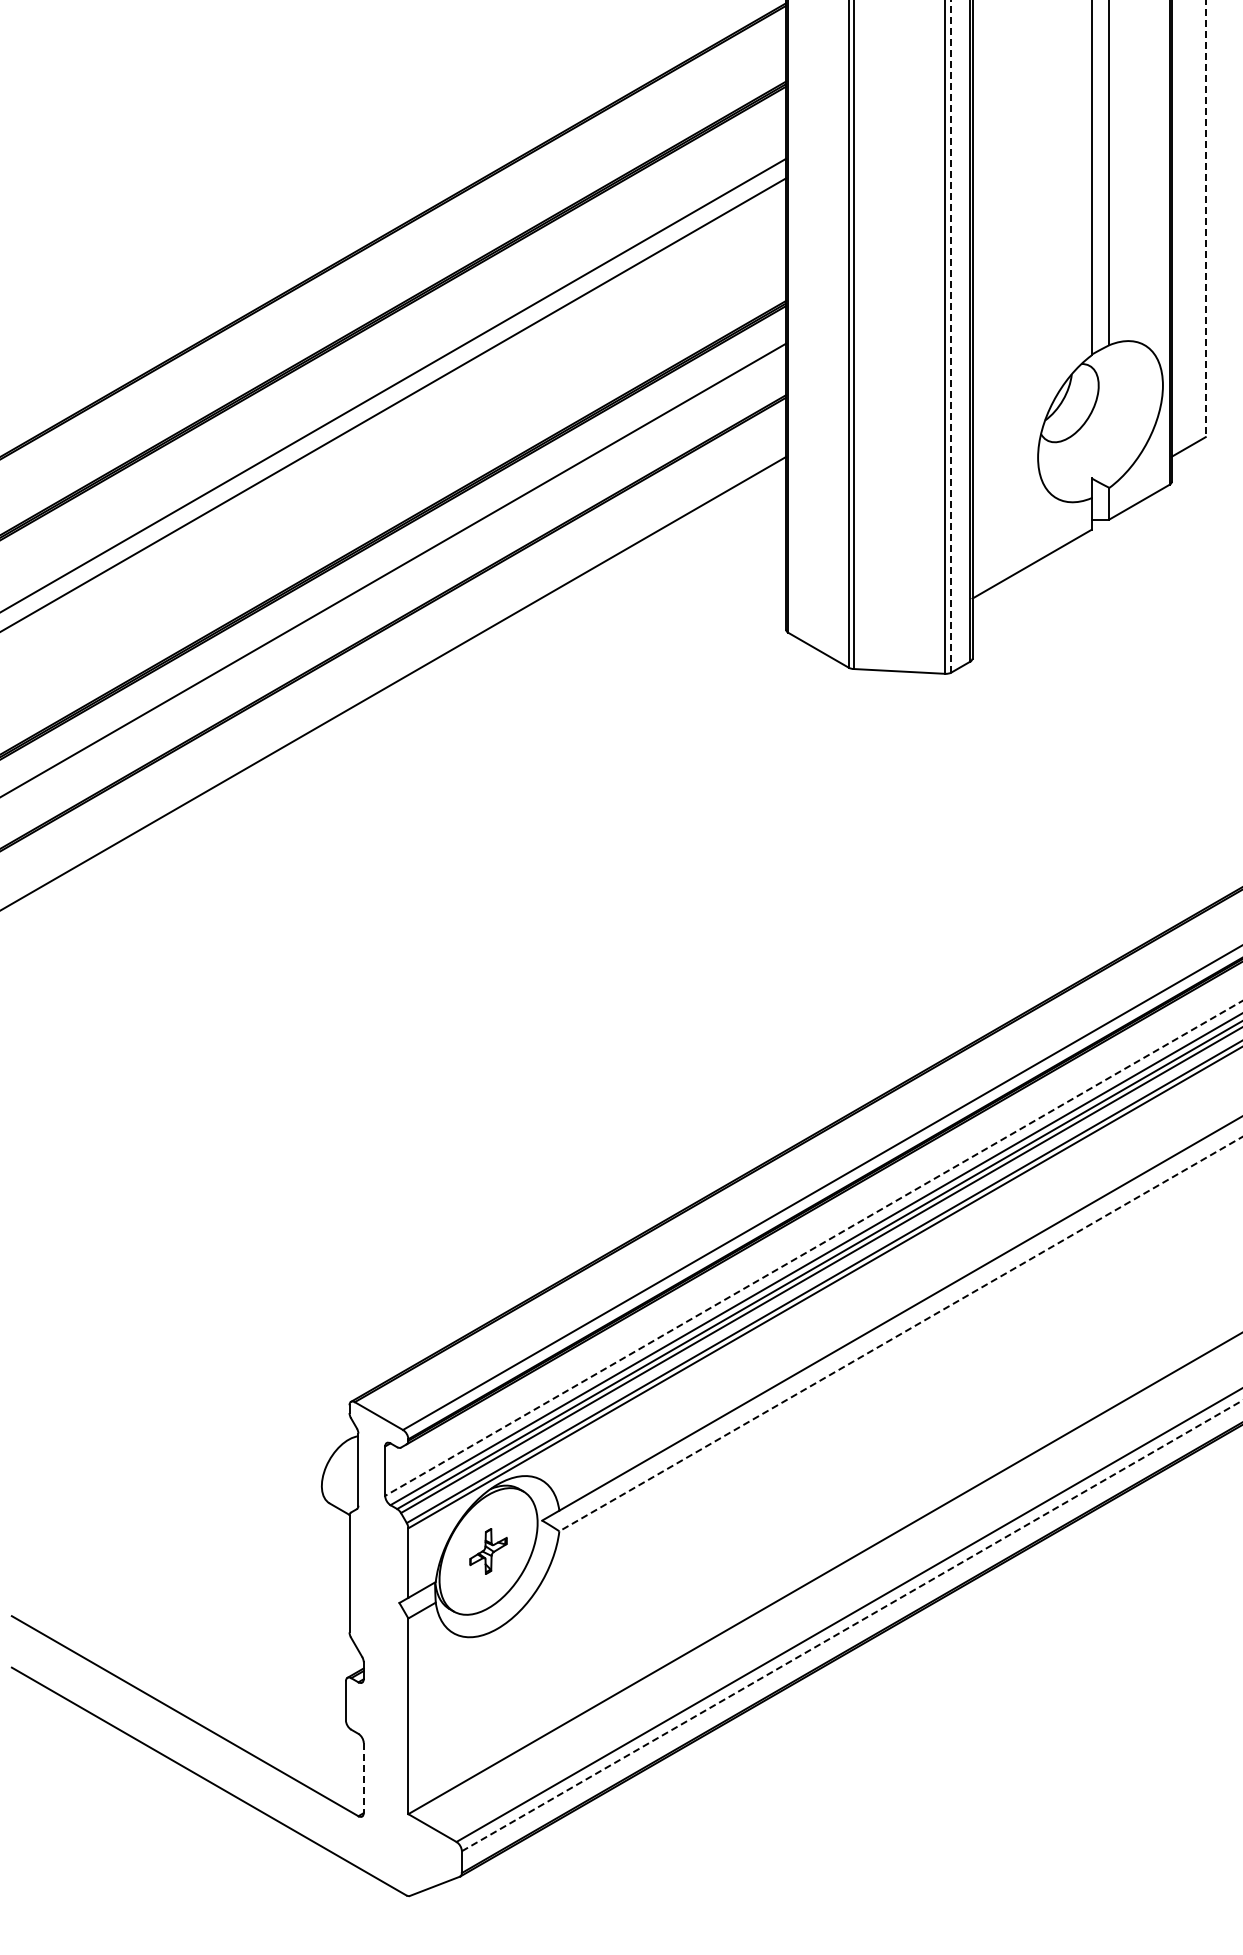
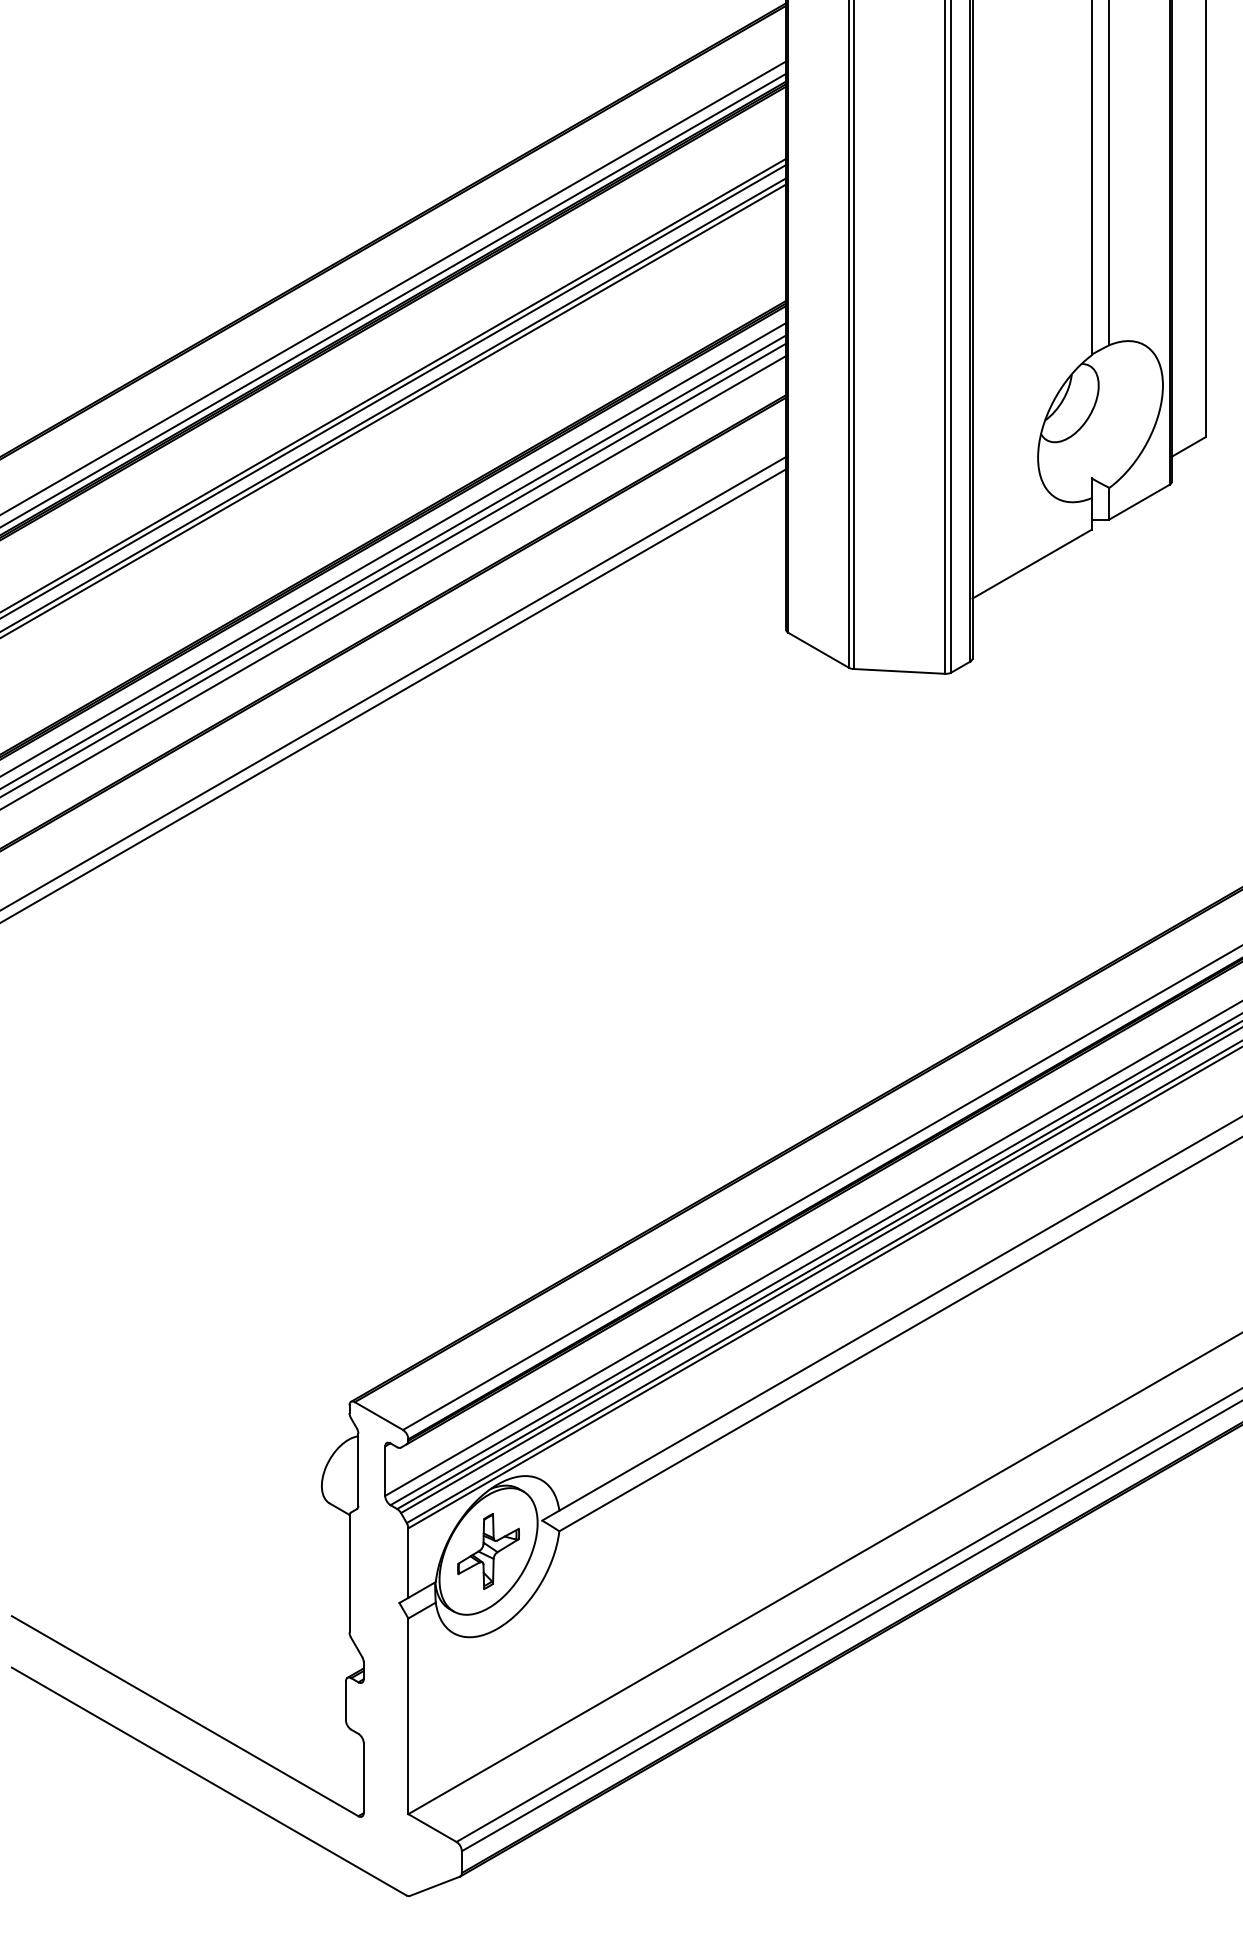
line: dashed -> solid (1205, 219)
line: none -> present (394, 287)
line: none -> present (394, 299)
line: dashed -> solid (951, 336)
line: none -> present (394, 390)
line: none -> present (394, 410)
line: none -> present (394, 549)
line: none -> present (394, 561)
line: none -> present (394, 582)
line: none -> present (394, 695)
line: dashed -> solid (813, 1248)
line: dashed -> solid (900, 1334)
part size: 39x47 px -> 63x77 px (488, 1551)
line: dashed -> solid (852, 1625)
line: dashed -> solid (363, 1778)
